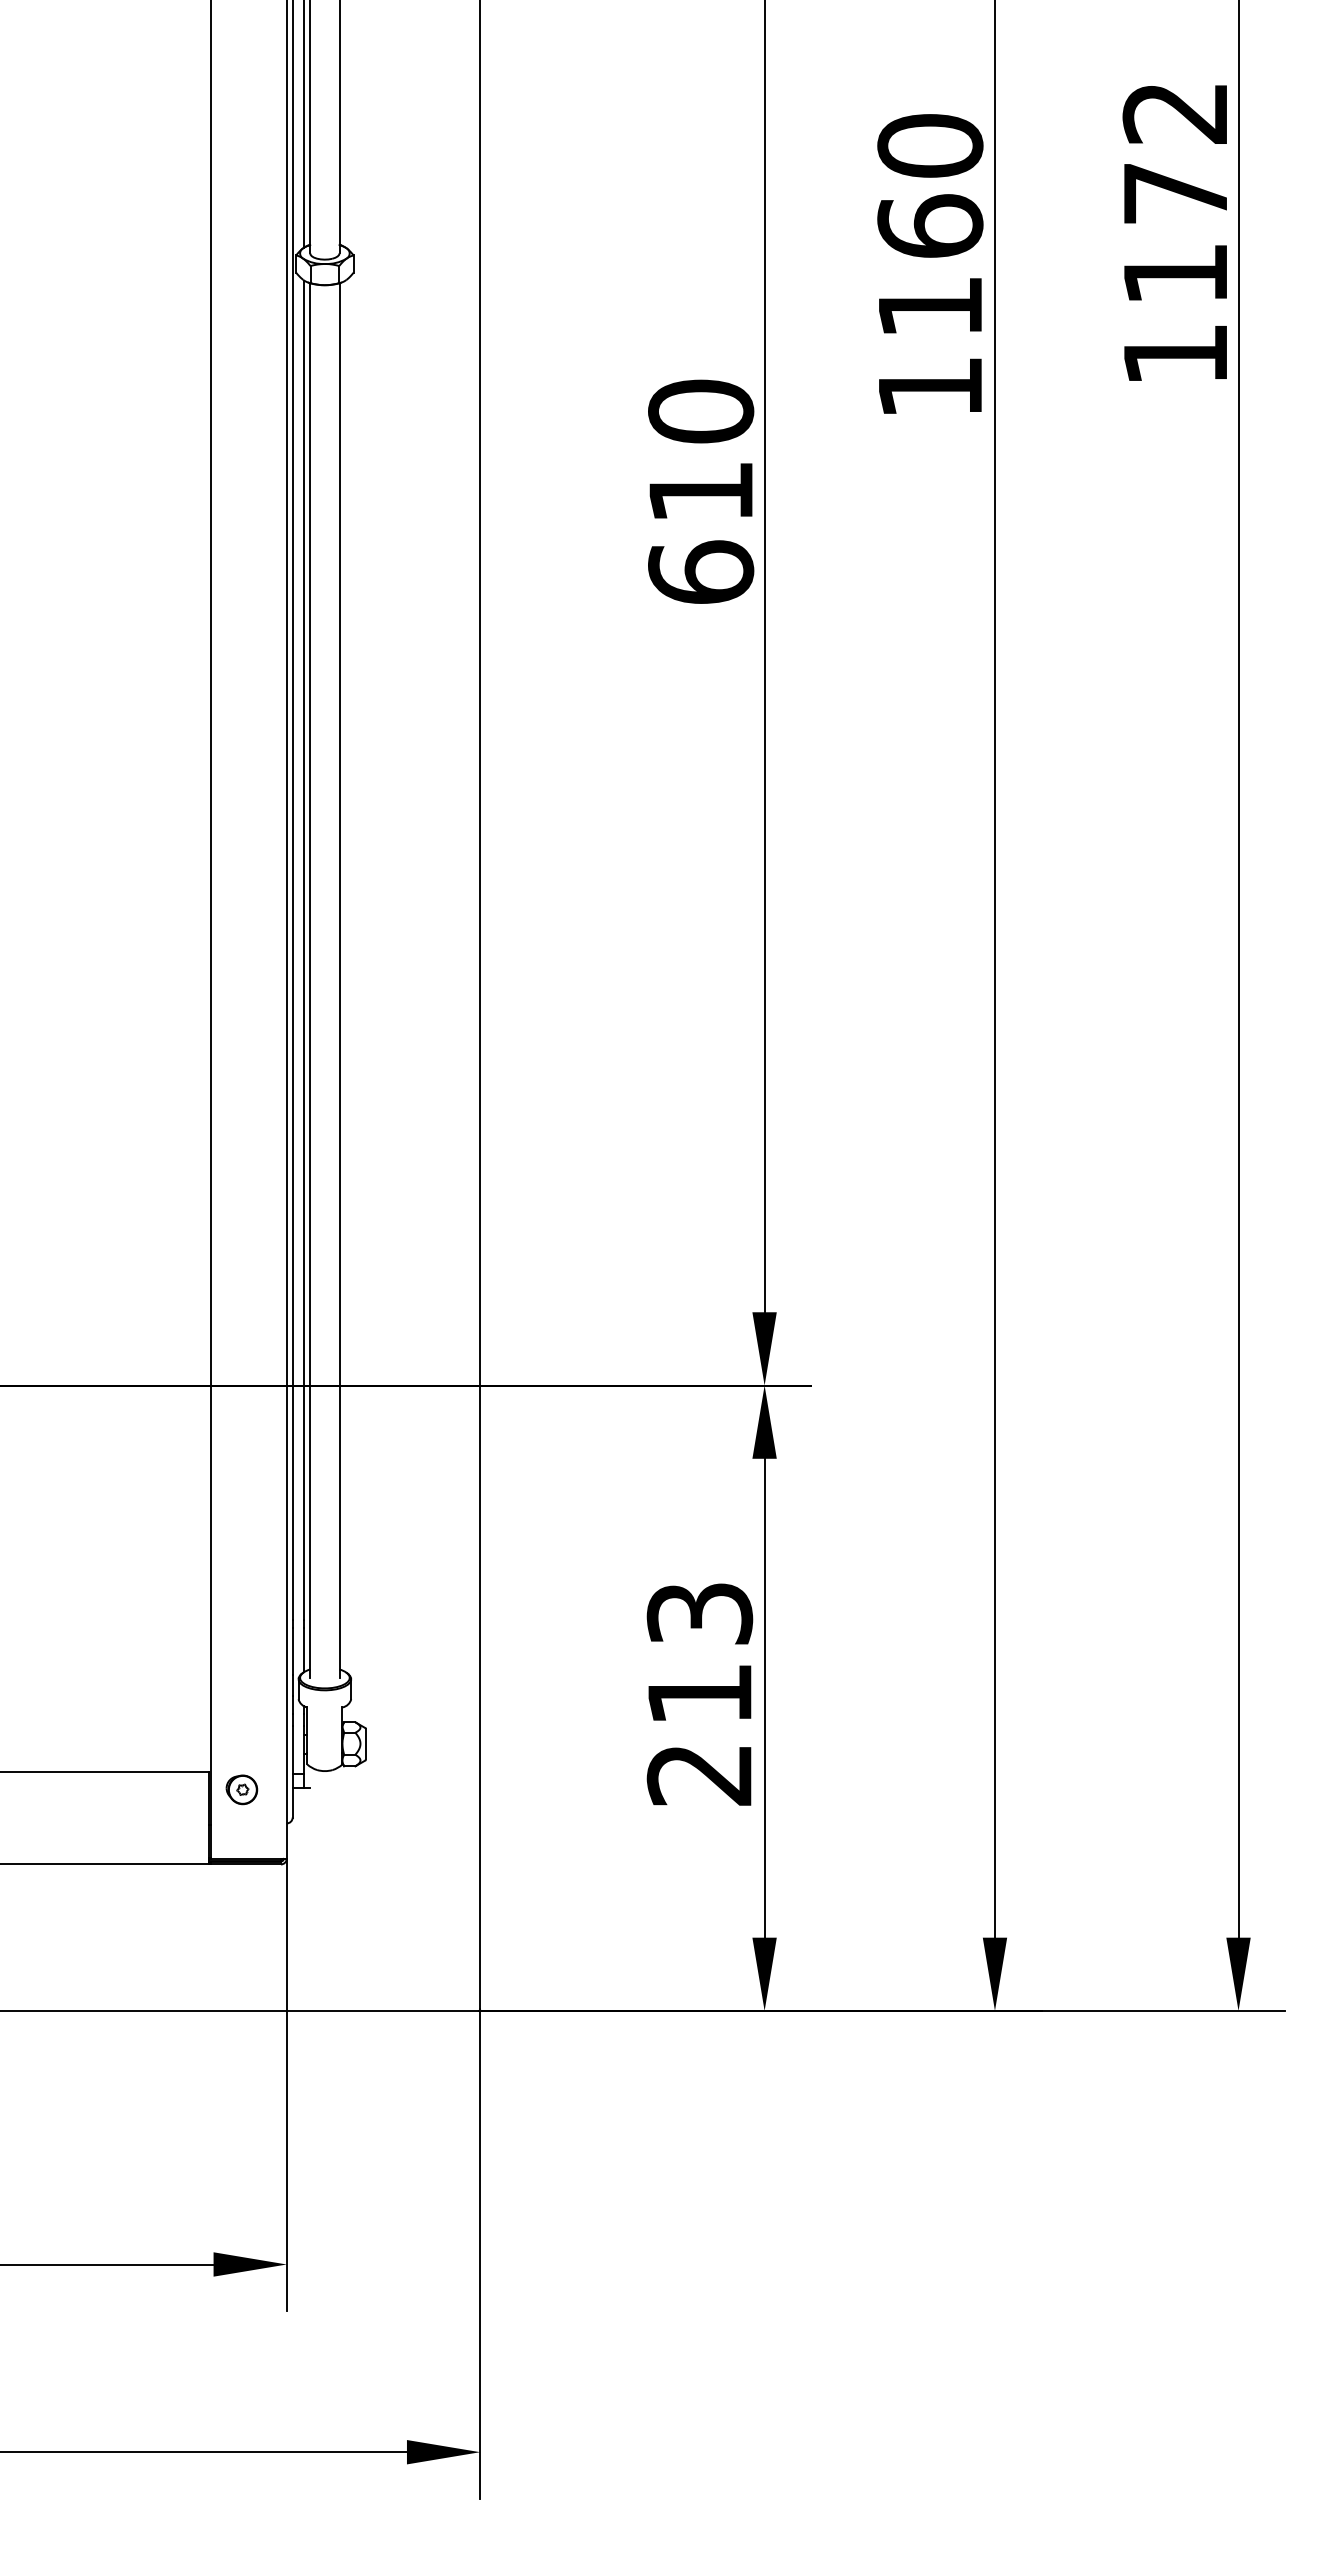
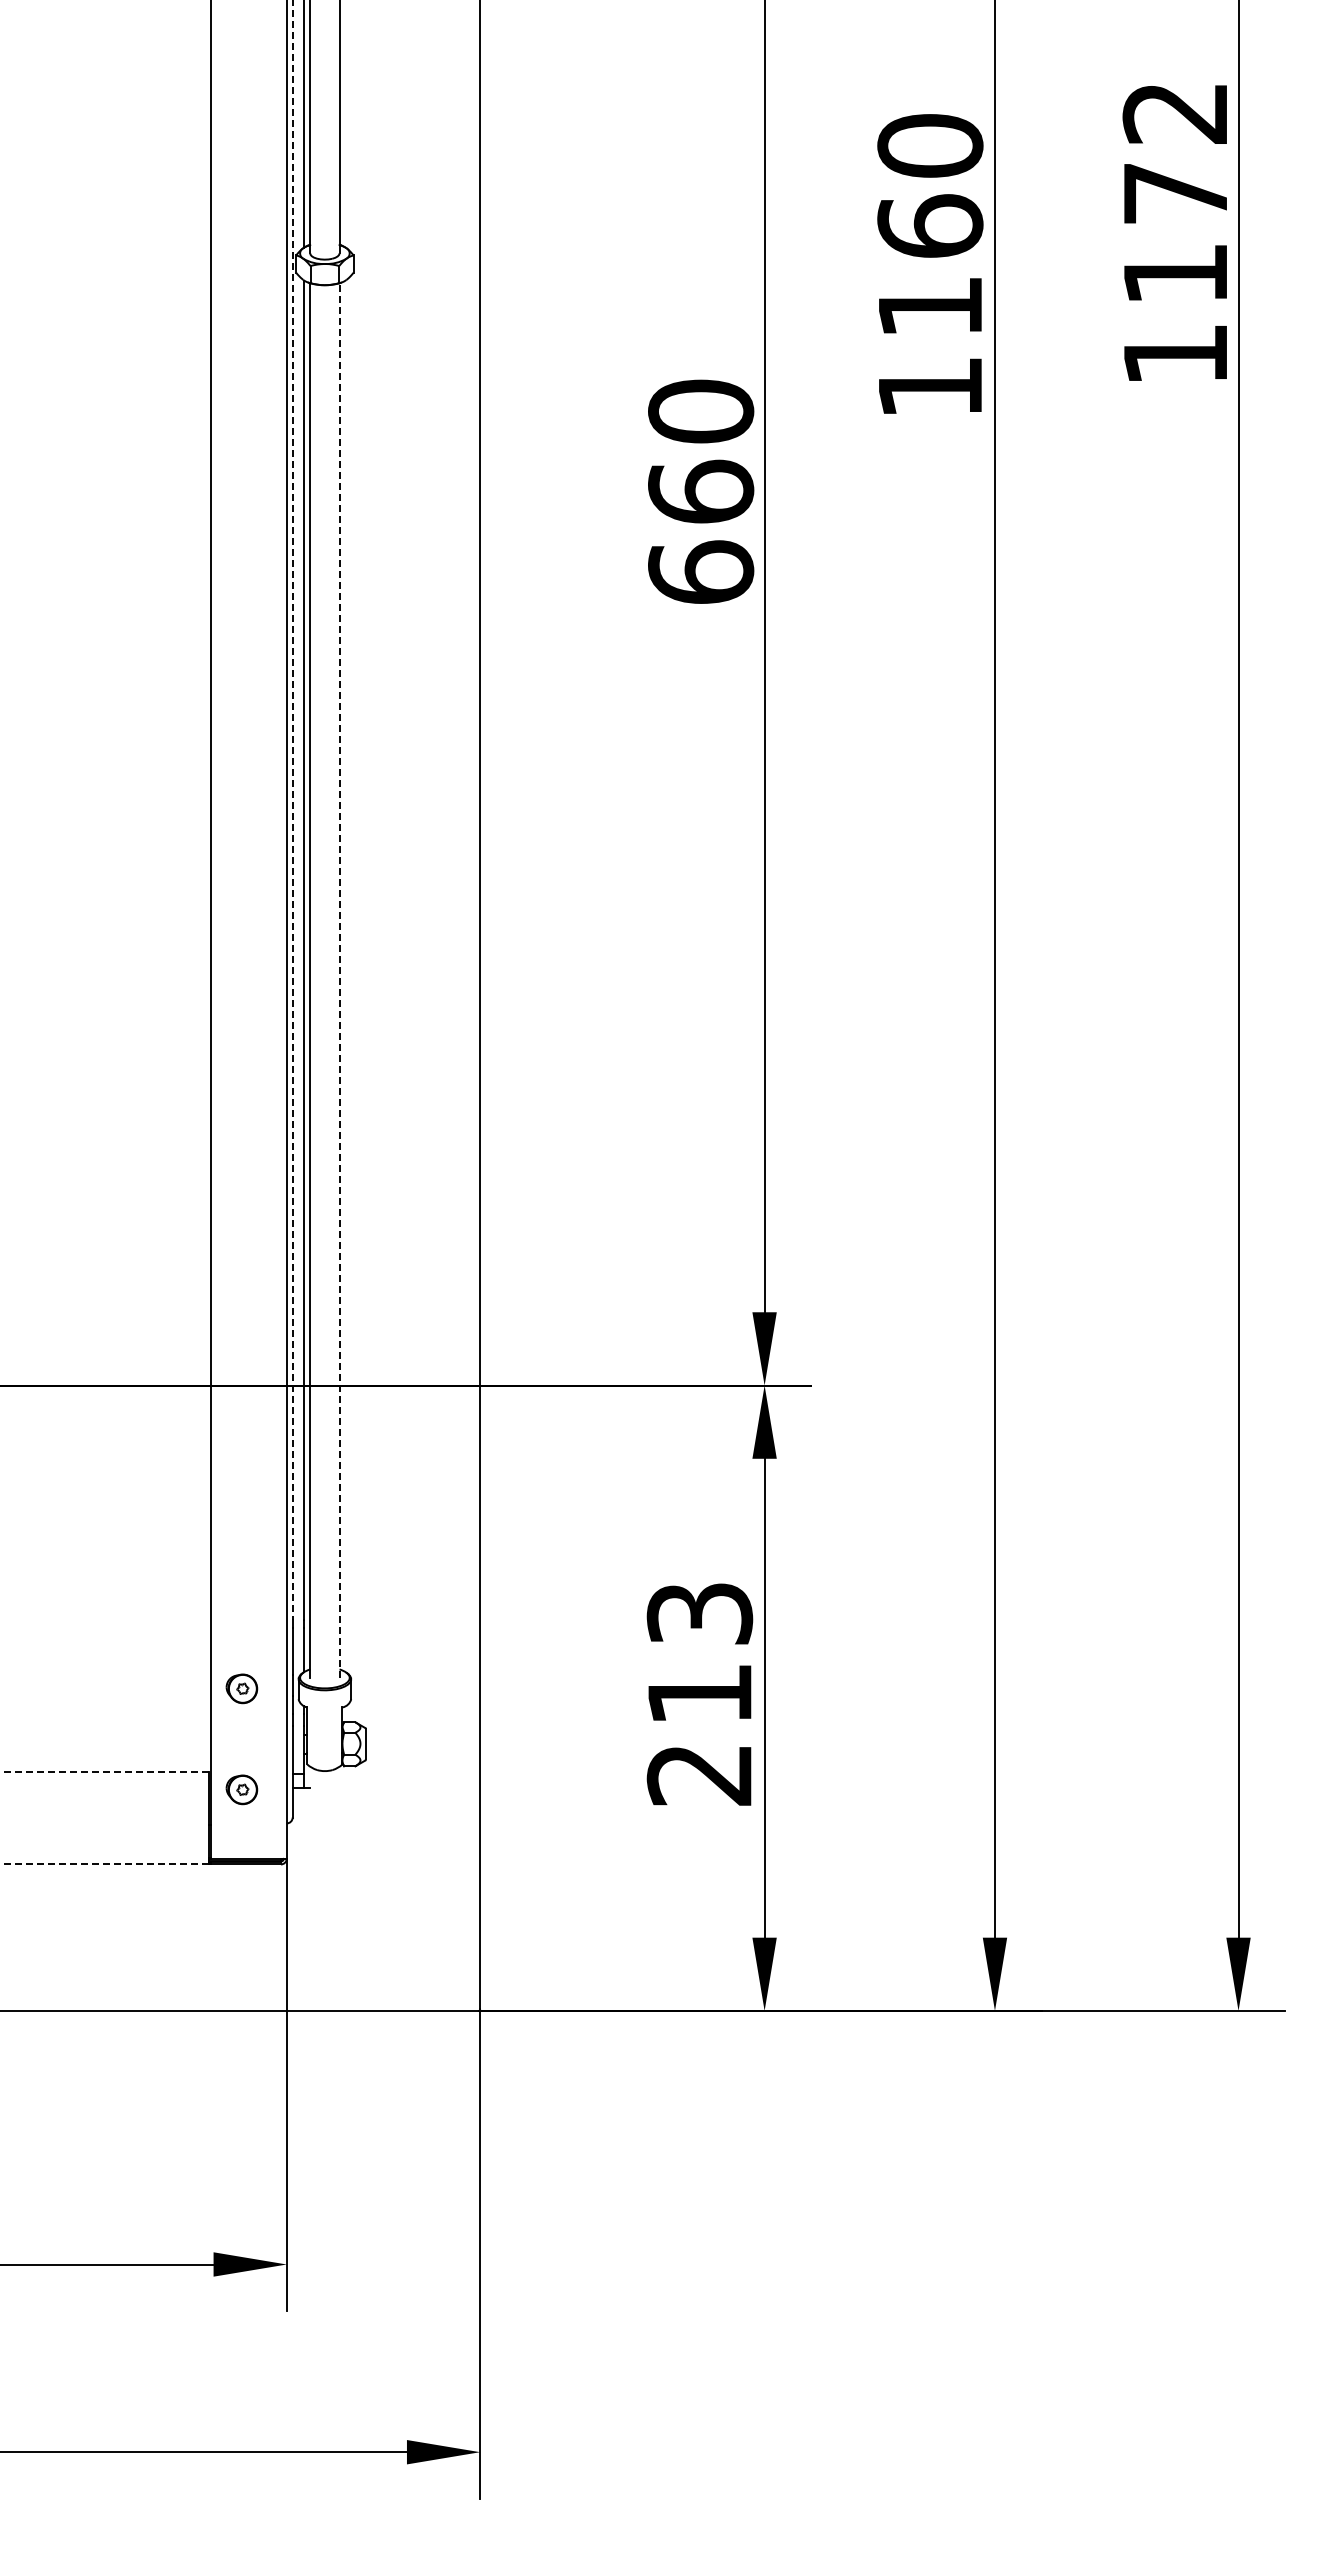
text: 610 -> 660 (701, 491)
line: solid -> dashed (292, 810)
line: solid -> dashed (339, 980)
part: none -> present (241, 1688)
line: solid -> dashed (105, 1772)
line: solid -> dashed (104, 1864)
